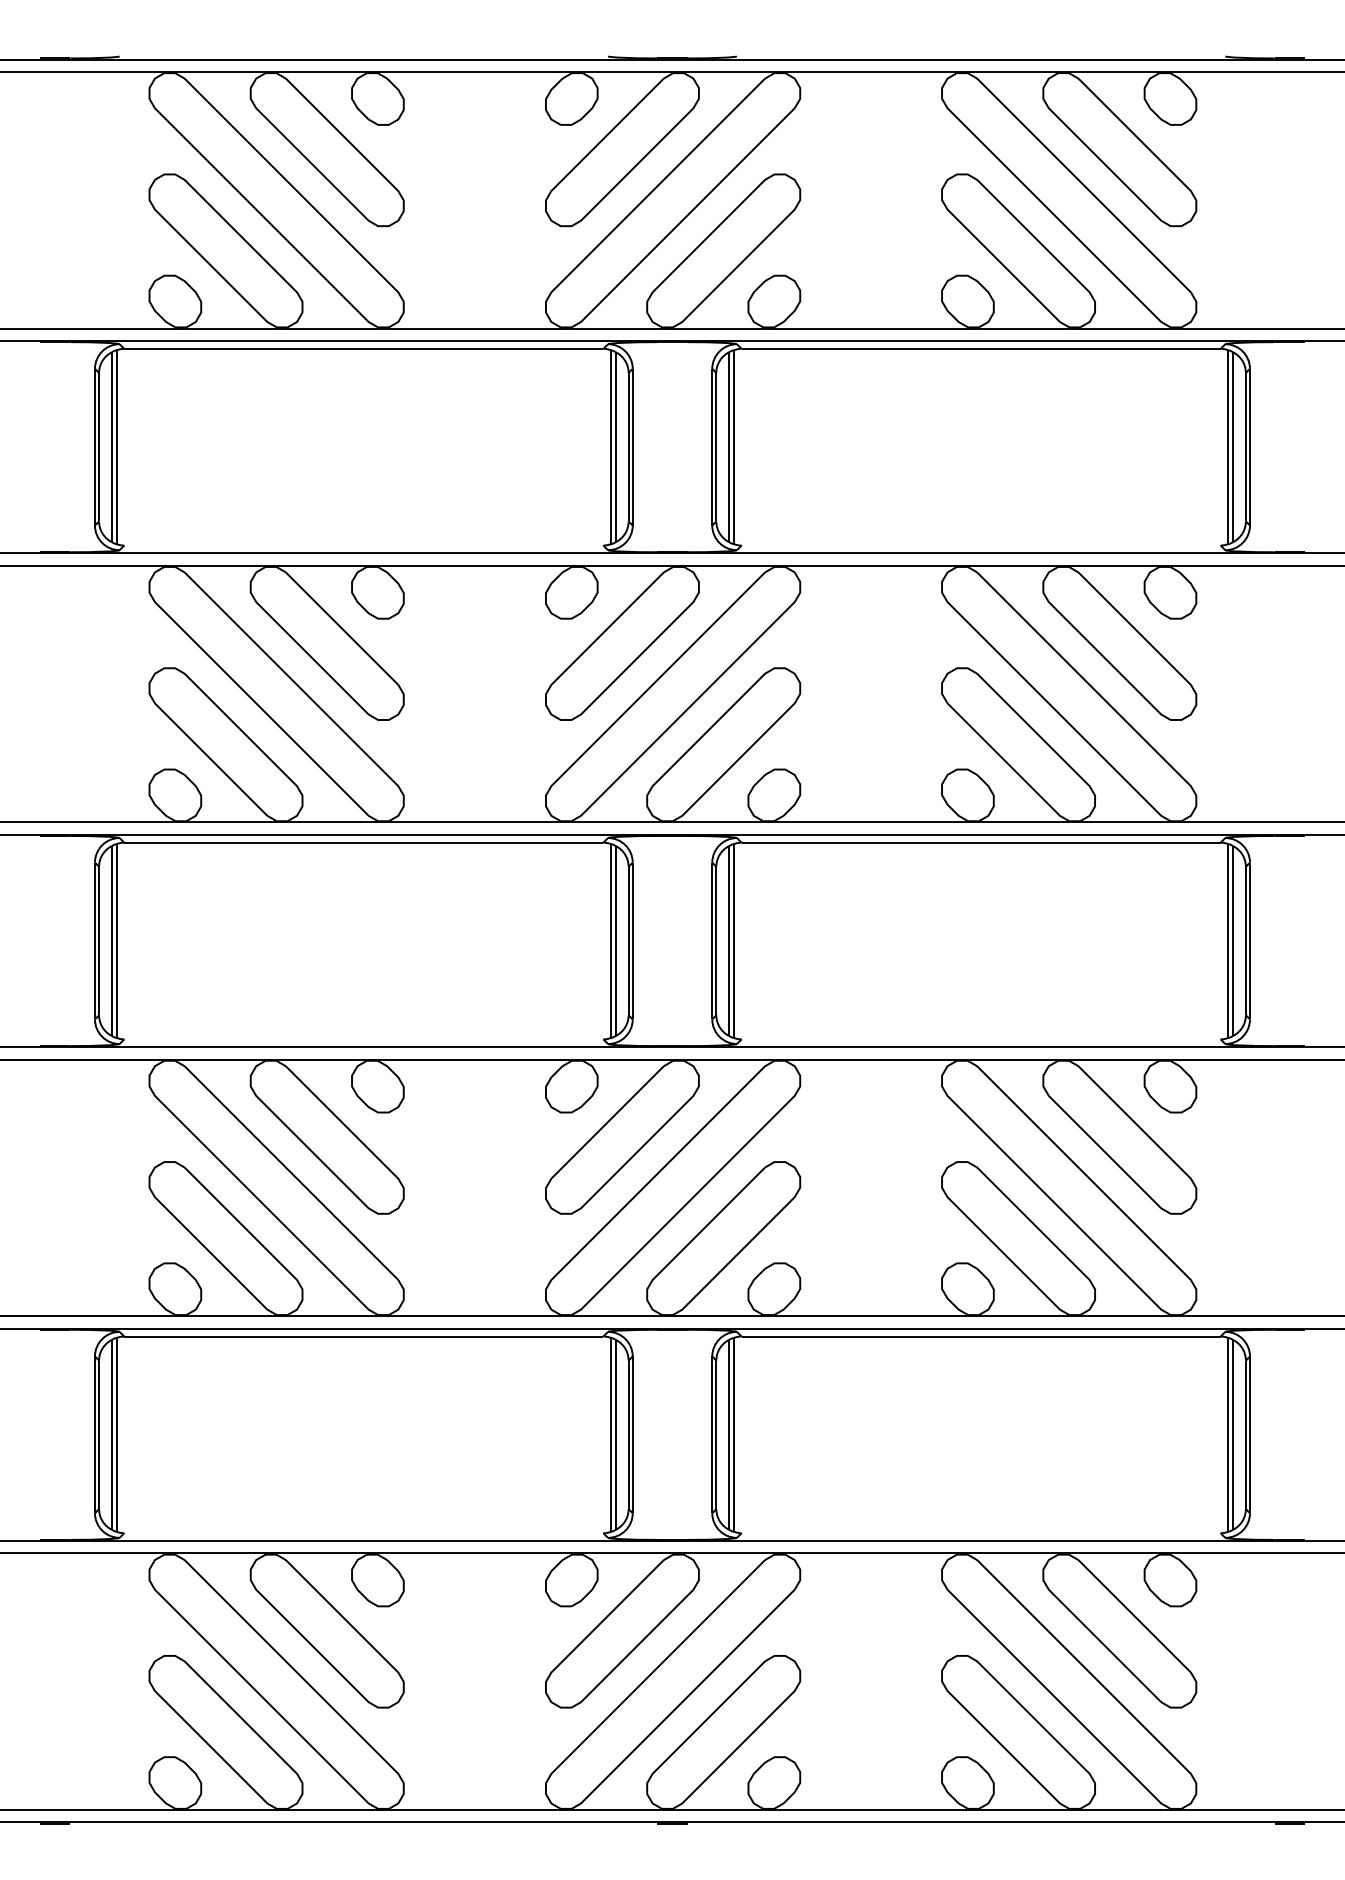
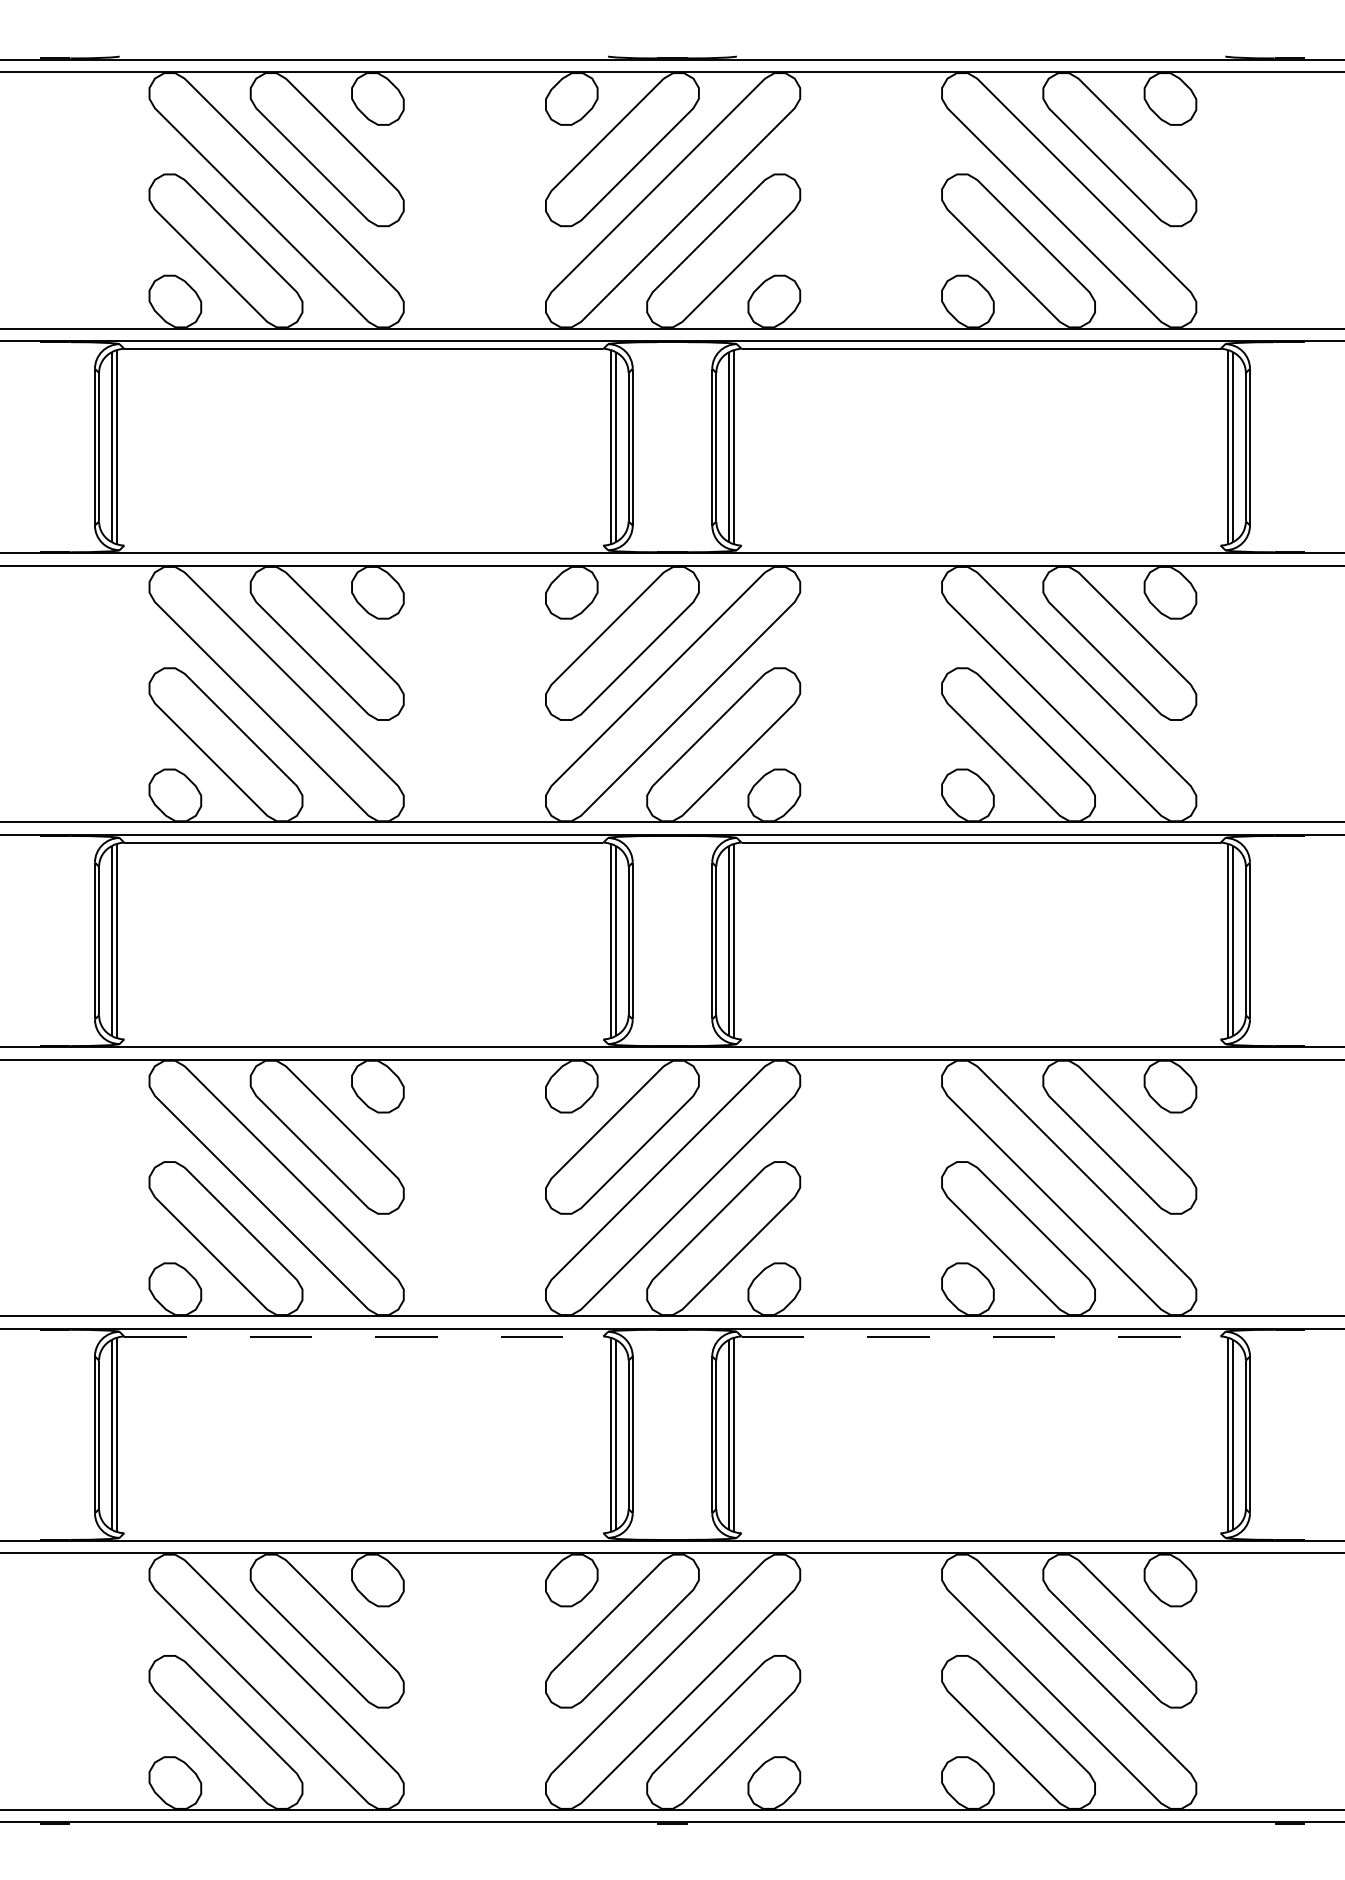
line: solid -> dashed (363, 1336)
line: solid -> dashed (981, 1336)
